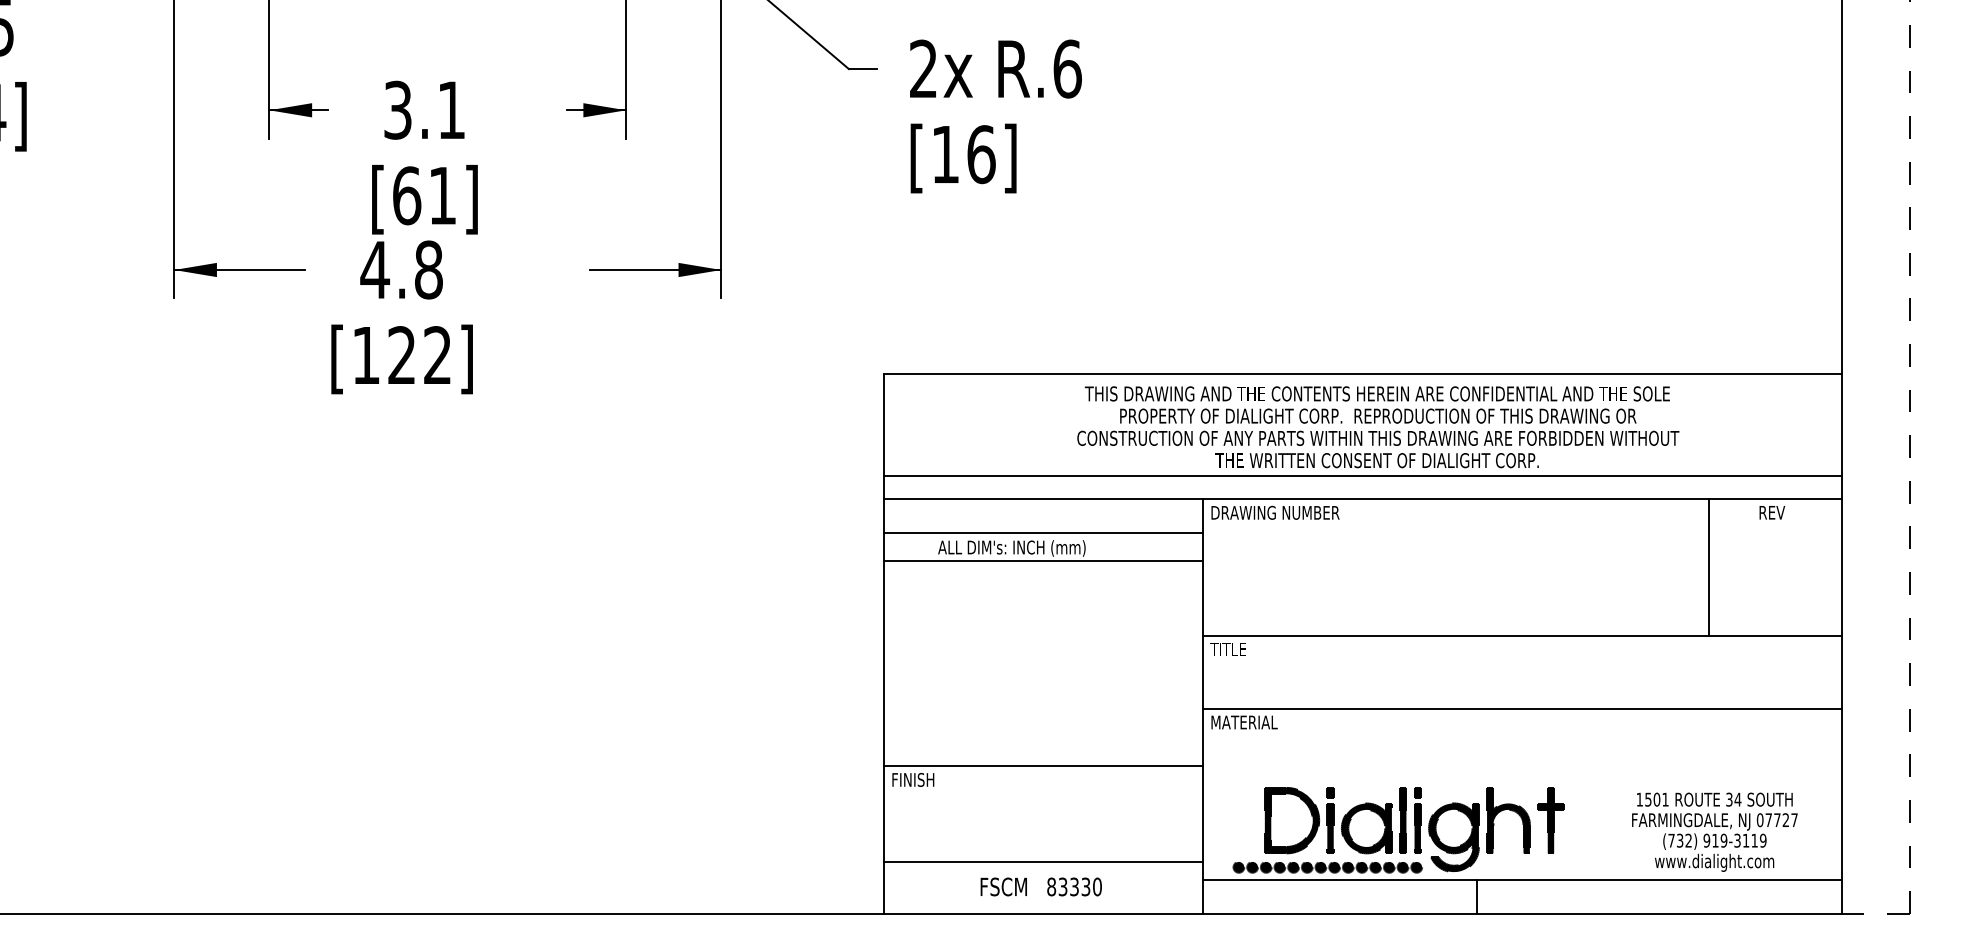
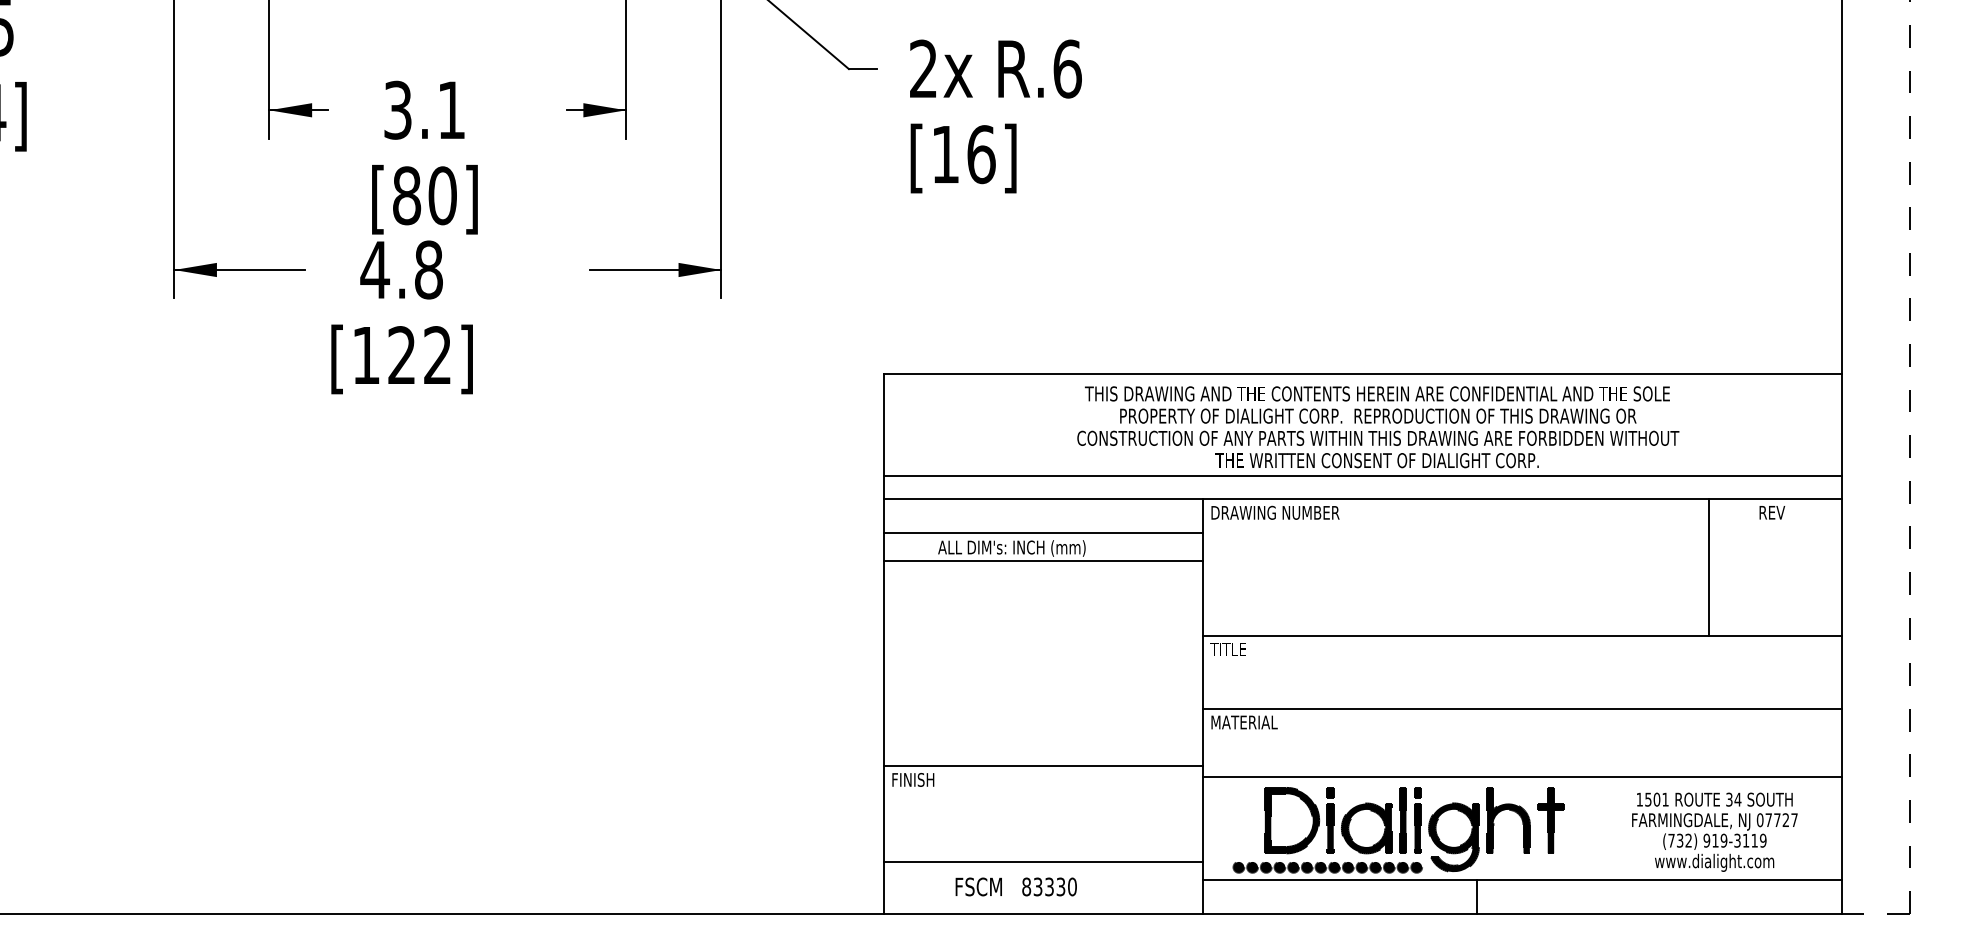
text: [61] -> [80] (424, 195)
line: none -> present (1522, 777)
text position: (1040, 886) -> (1015, 886) (1015, 886)
